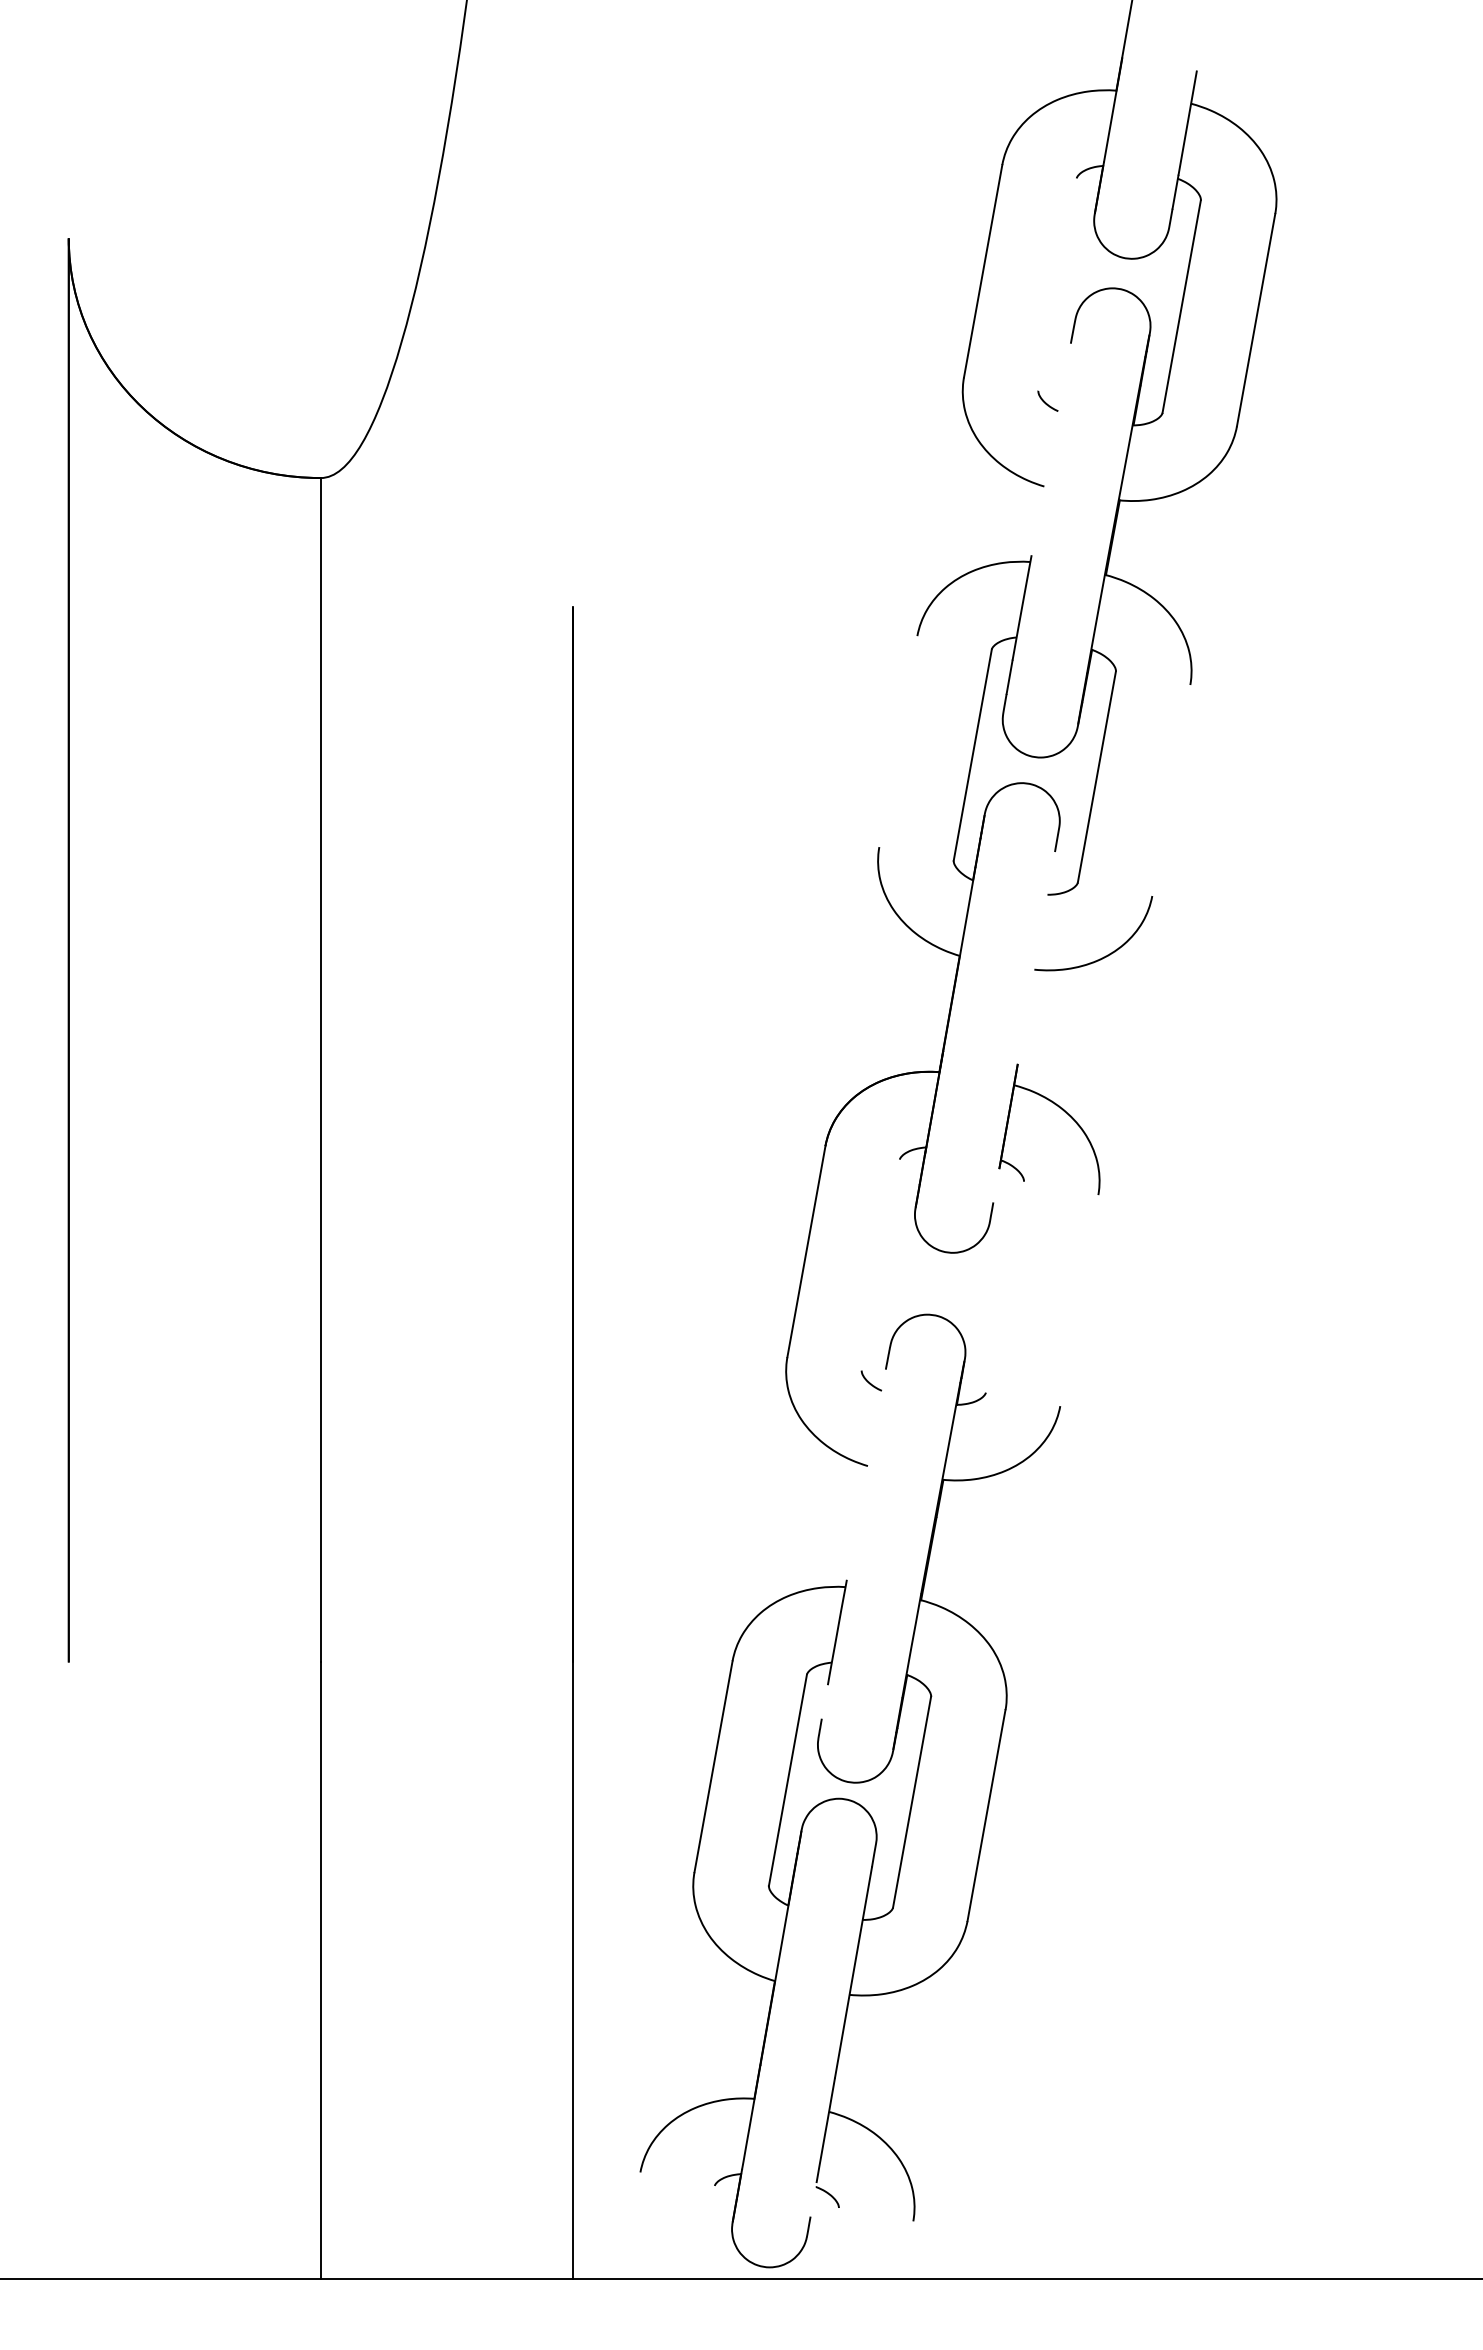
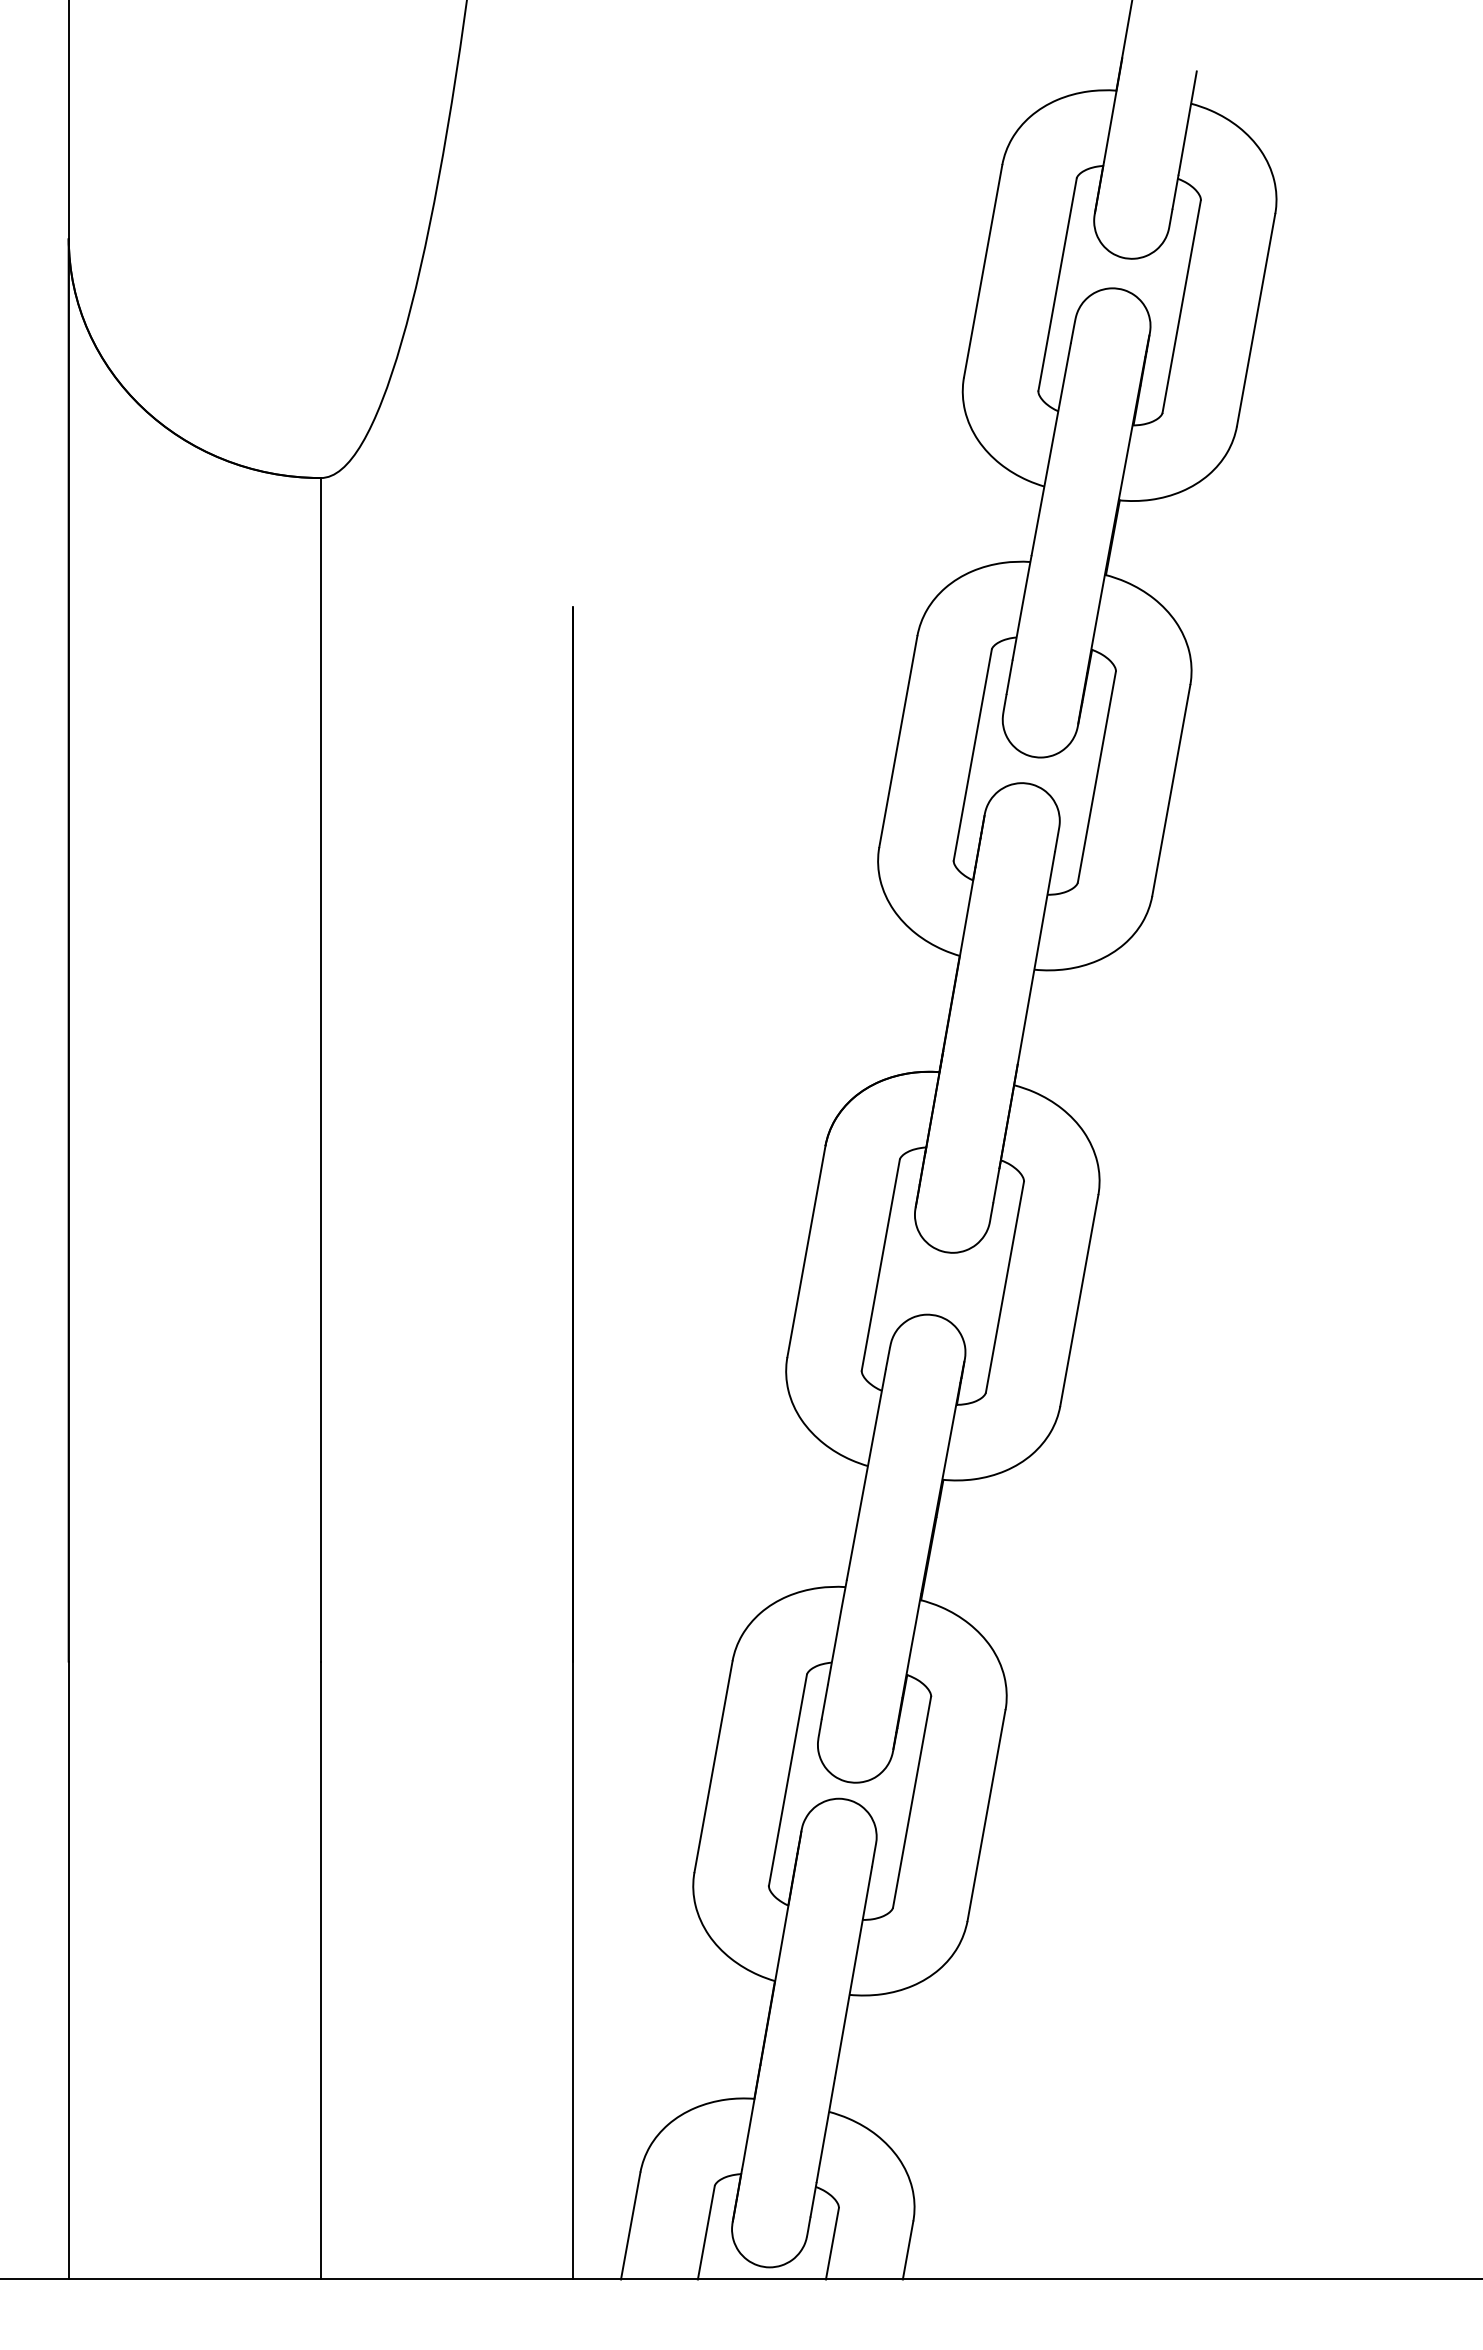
line: none -> present (68, 120)
line: none -> present (1057, 284)
line: none -> present (1050, 449)
line: none -> present (898, 741)
line: none -> present (1171, 790)
line: none -> present (1035, 957)
line: none -> present (996, 1185)
line: none -> present (880, 1264)
line: none -> present (1004, 1286)
line: none -> present (1079, 1300)
line: none -> present (865, 1474)
line: none -> present (824, 1701)
line: none -> present (68, 1970)
line: none -> present (813, 2199)
line: none -> present (630, 2225)
line: none -> present (705, 2232)
line: none -> present (831, 2243)
line: none -> present (907, 2250)
